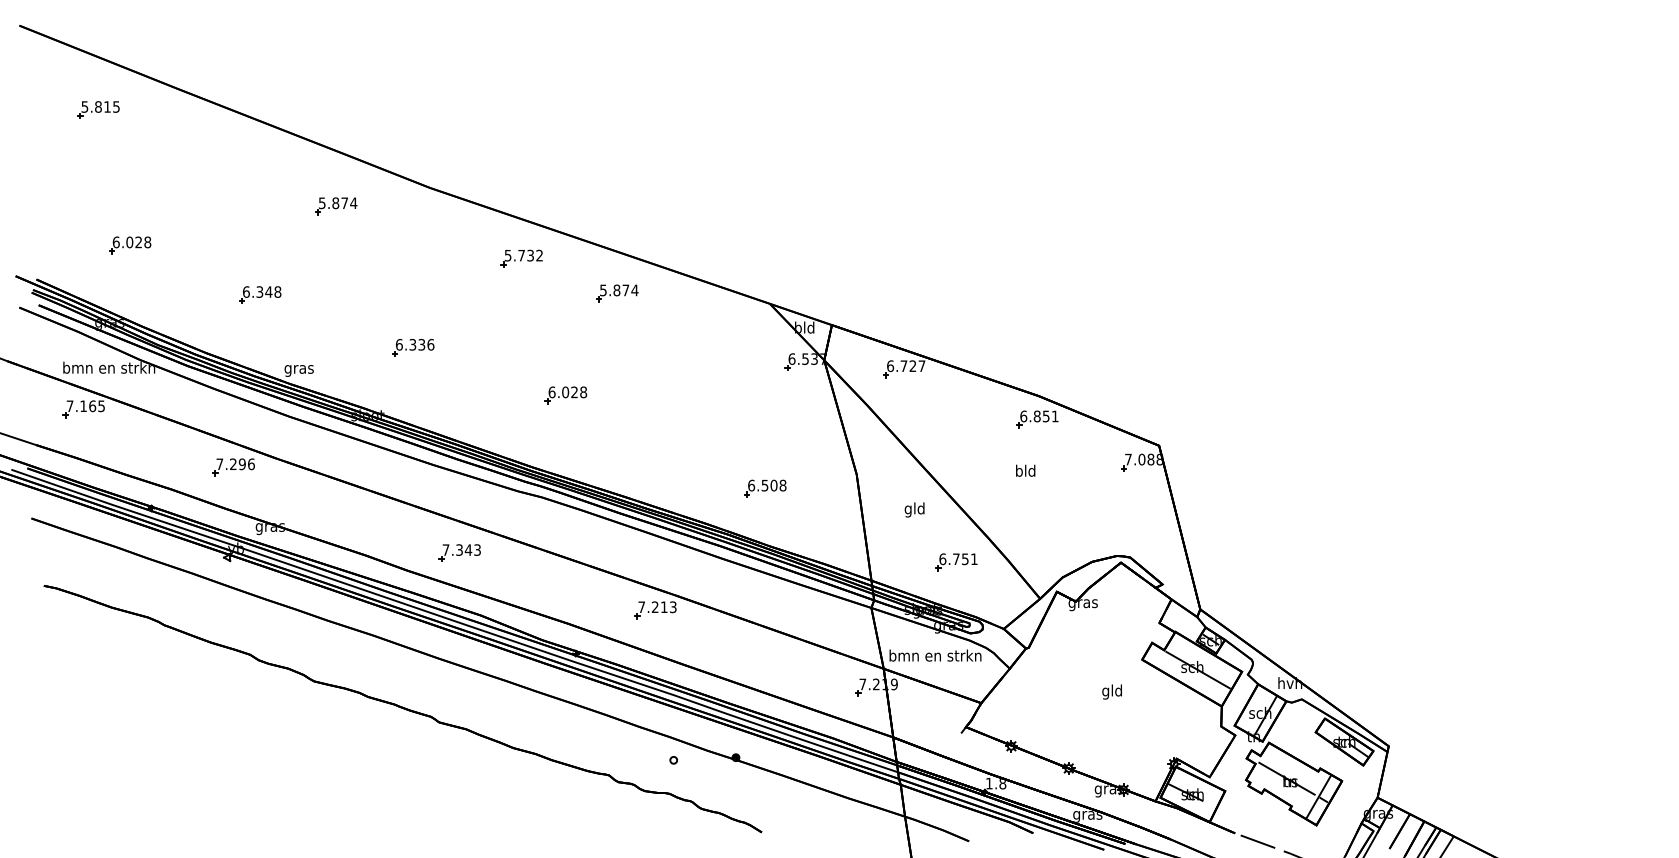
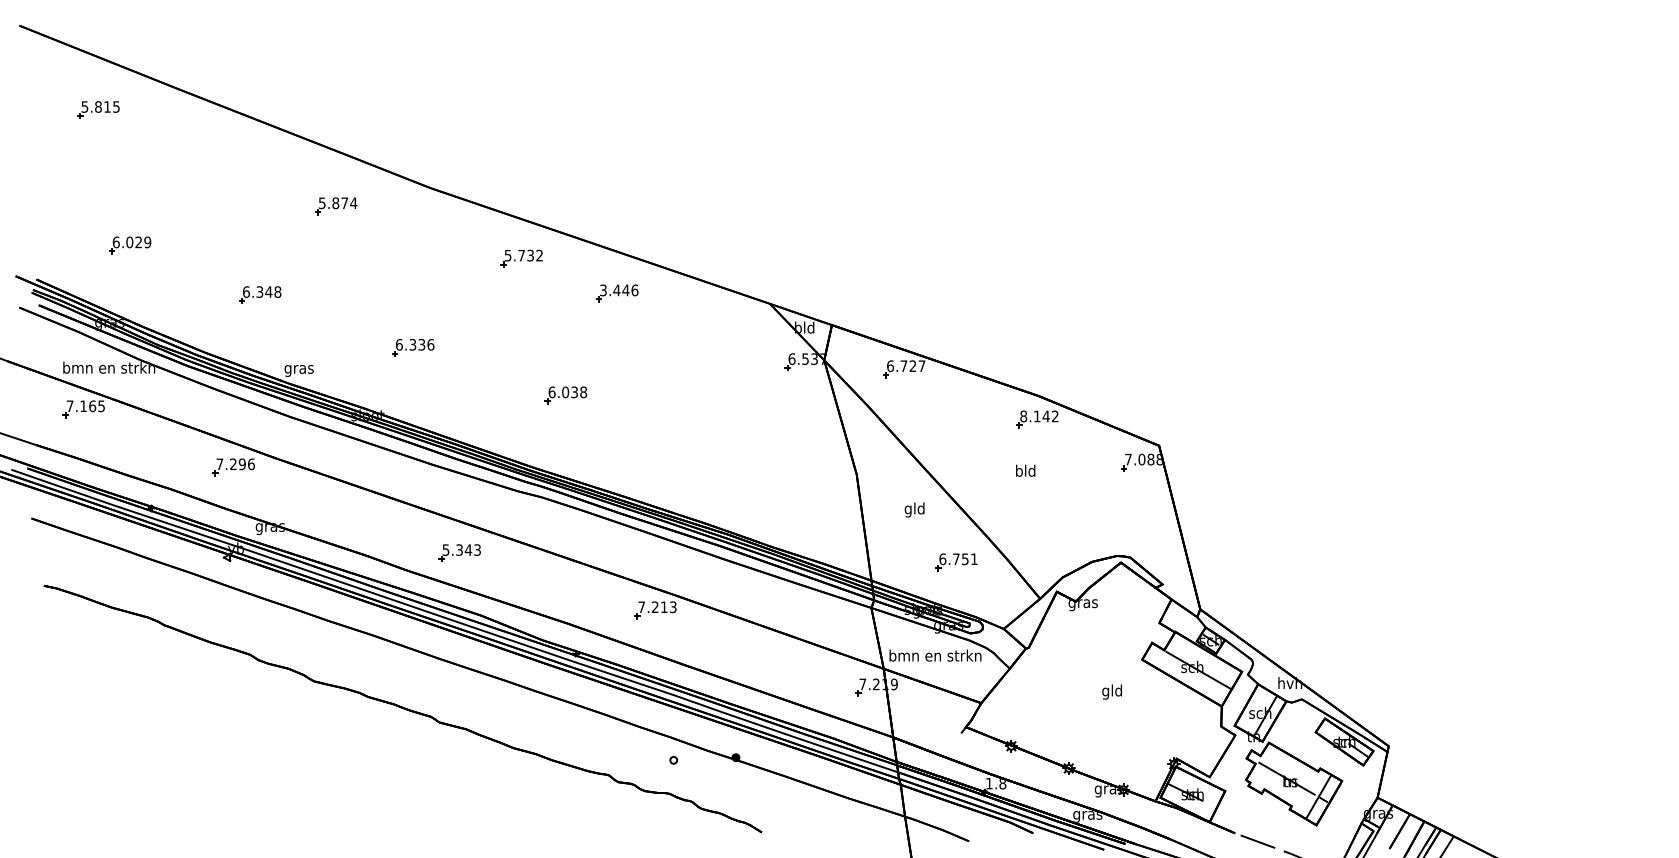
text: 6.028 -> 6.029 (147, 242)
text: 5.874 -> 3.446 (619, 290)
text: 6.028 -> 6.038 (574, 392)
text: 6.851 -> 8.142 (1039, 416)
part: present -> none (765, 488)
text: 7.343 -> 5.343 (445, 549)
